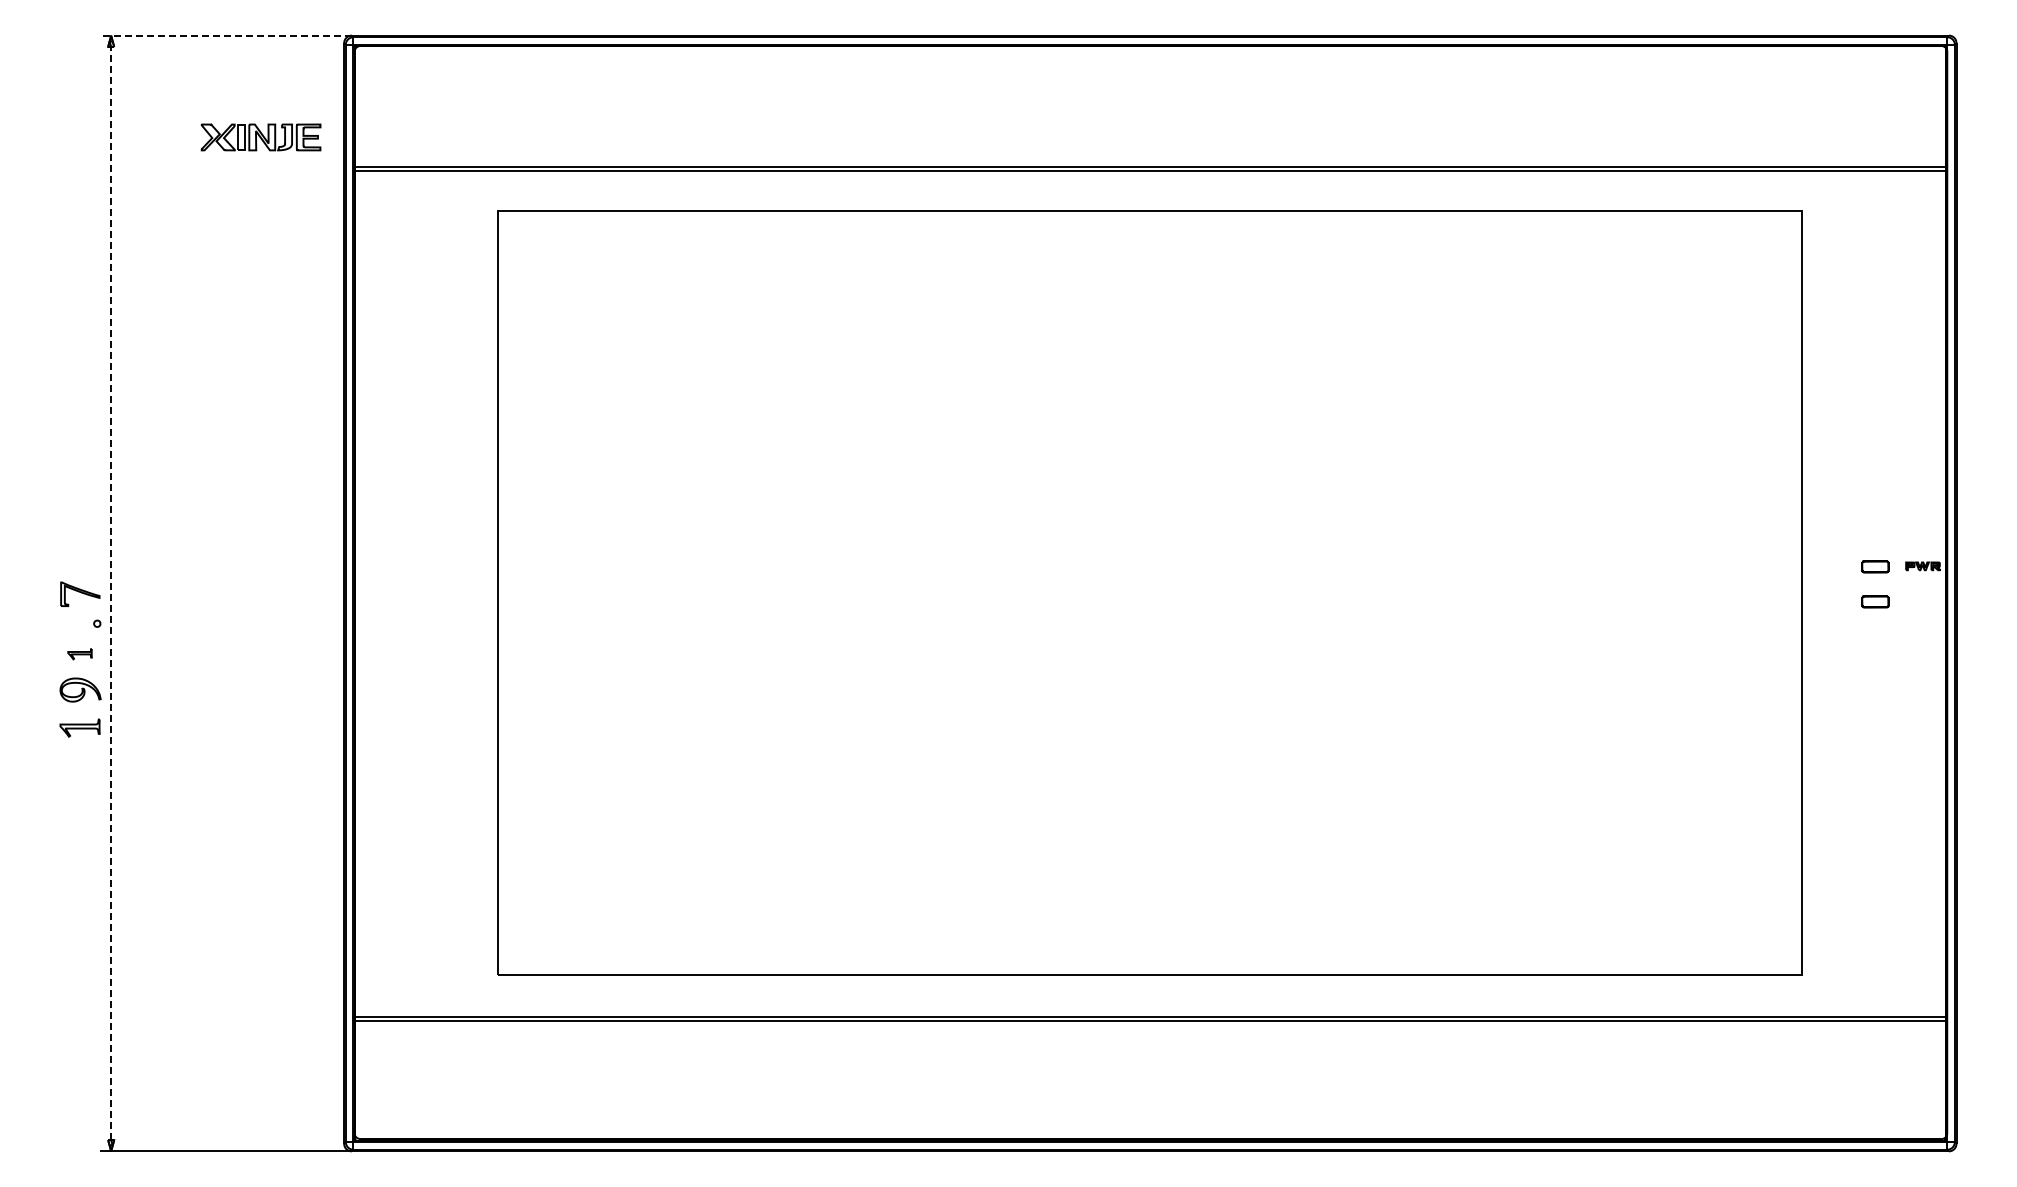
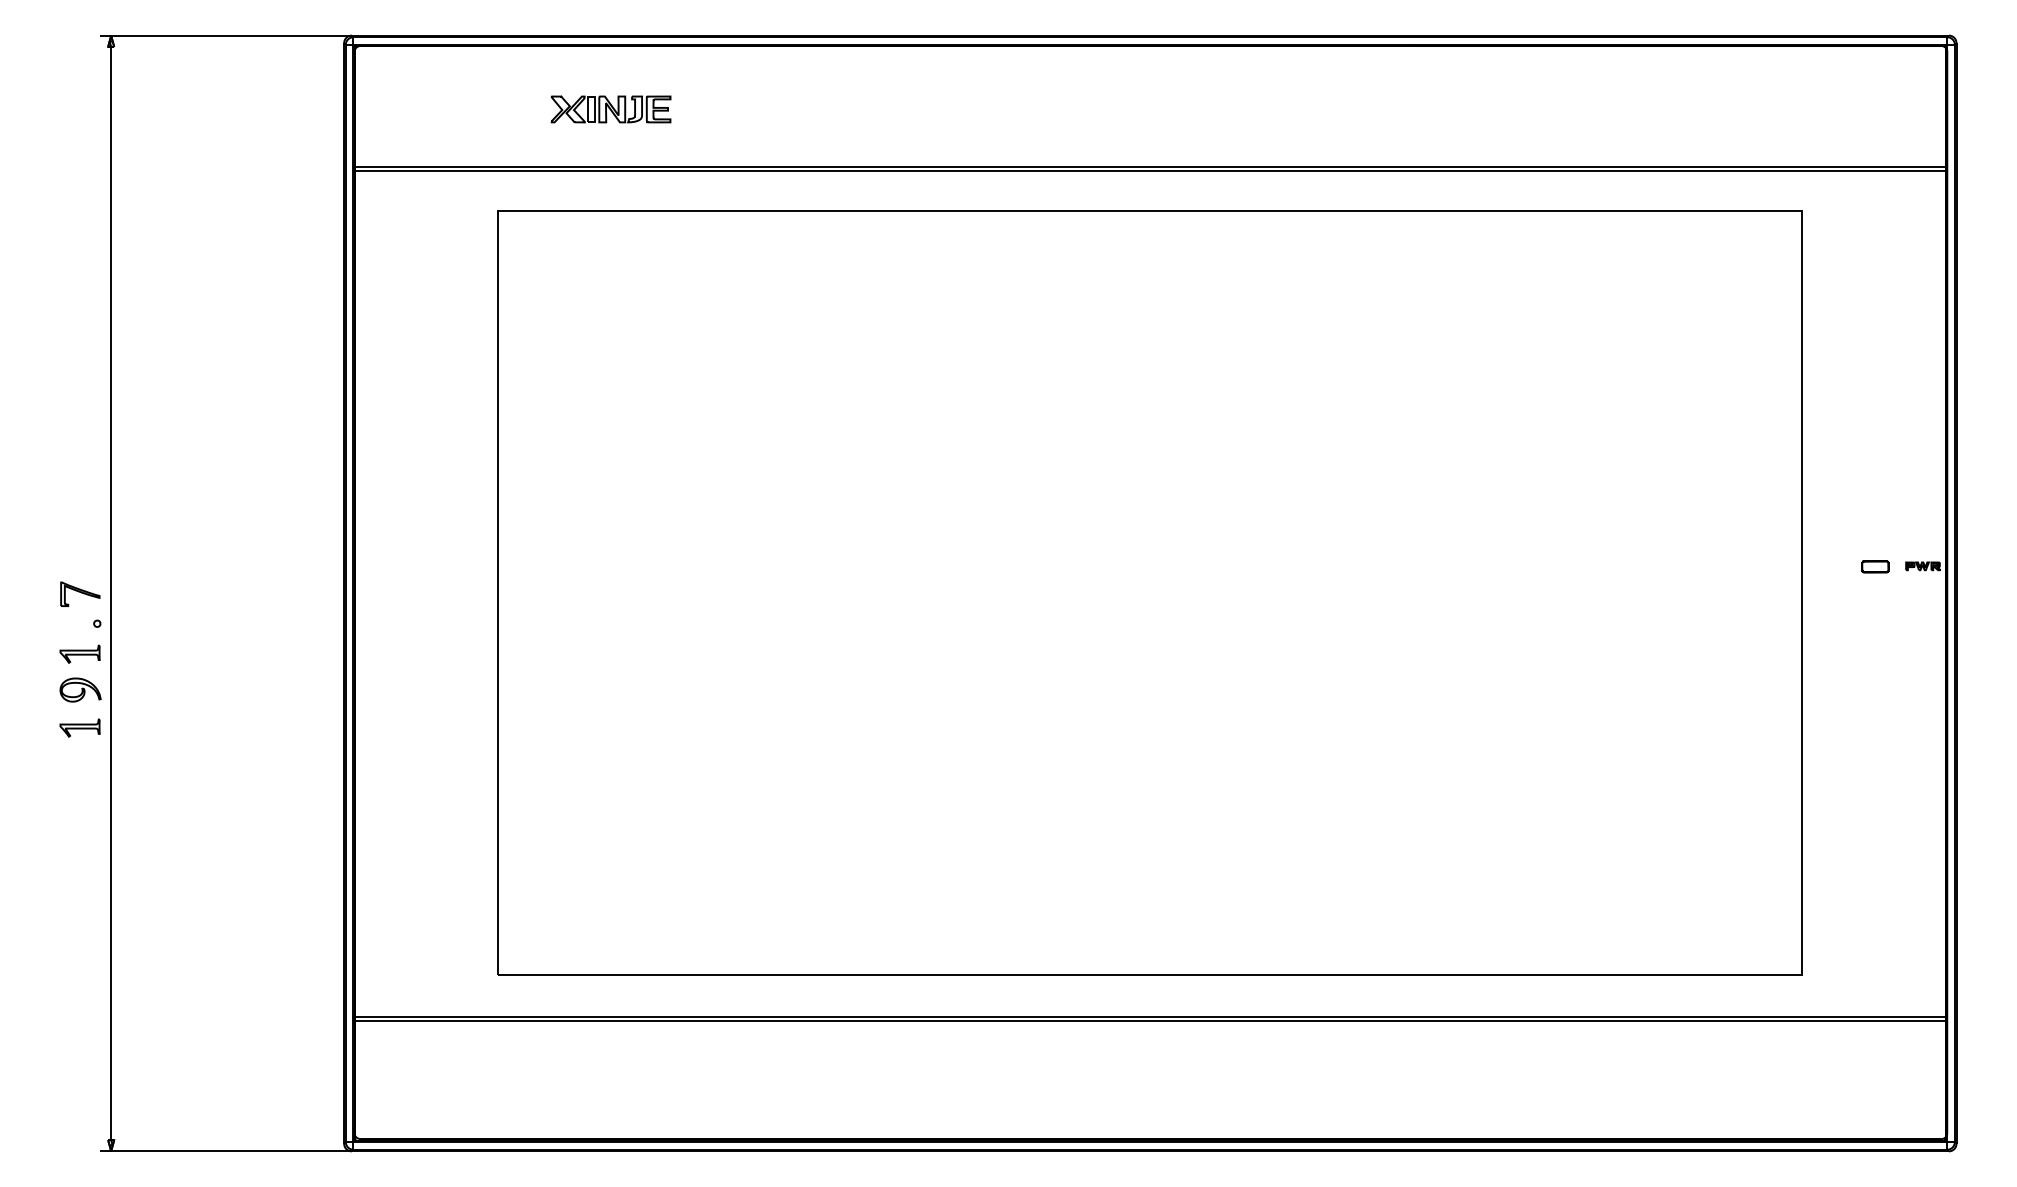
line: dashed -> solid (225, 35)
part position: (260, 137) -> (610, 109) (610, 109)
line: dashed -> solid (111, 593)
part: present -> none (1875, 601)
part size: 26x13 px -> 42x20 px (79, 653)
